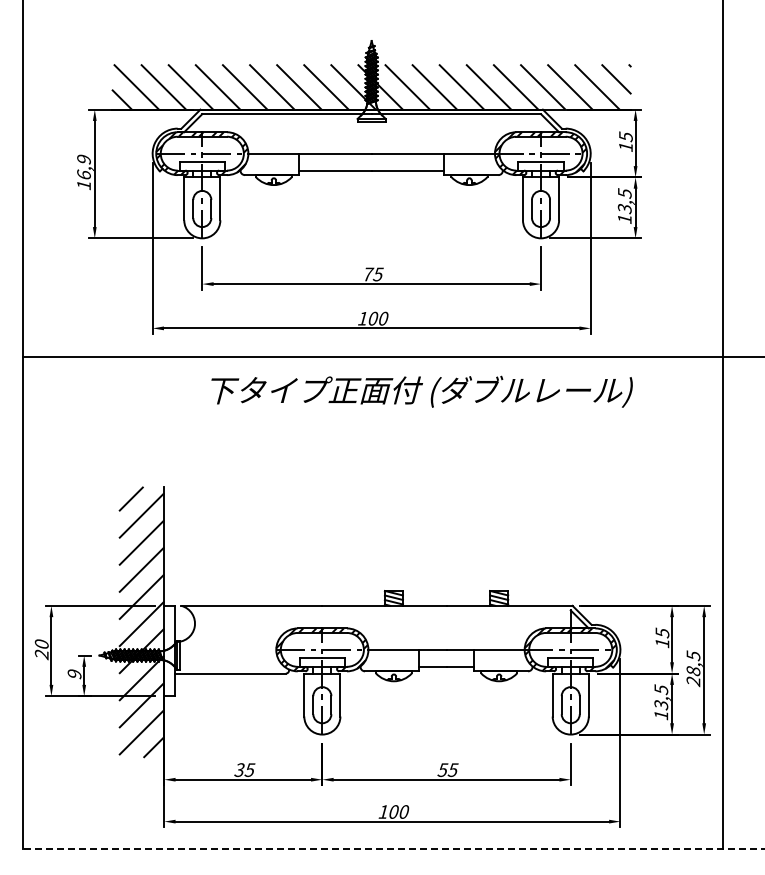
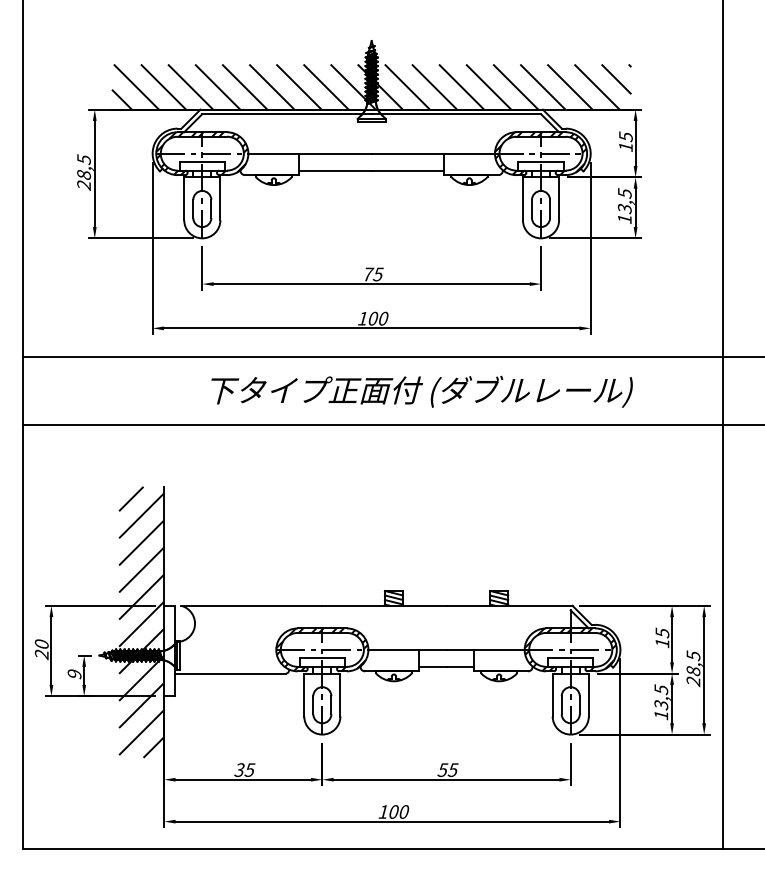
text: 16,9 -> 28,5 (83, 172)
line: none -> present (391, 424)
line: dashed -> solid (393, 848)
